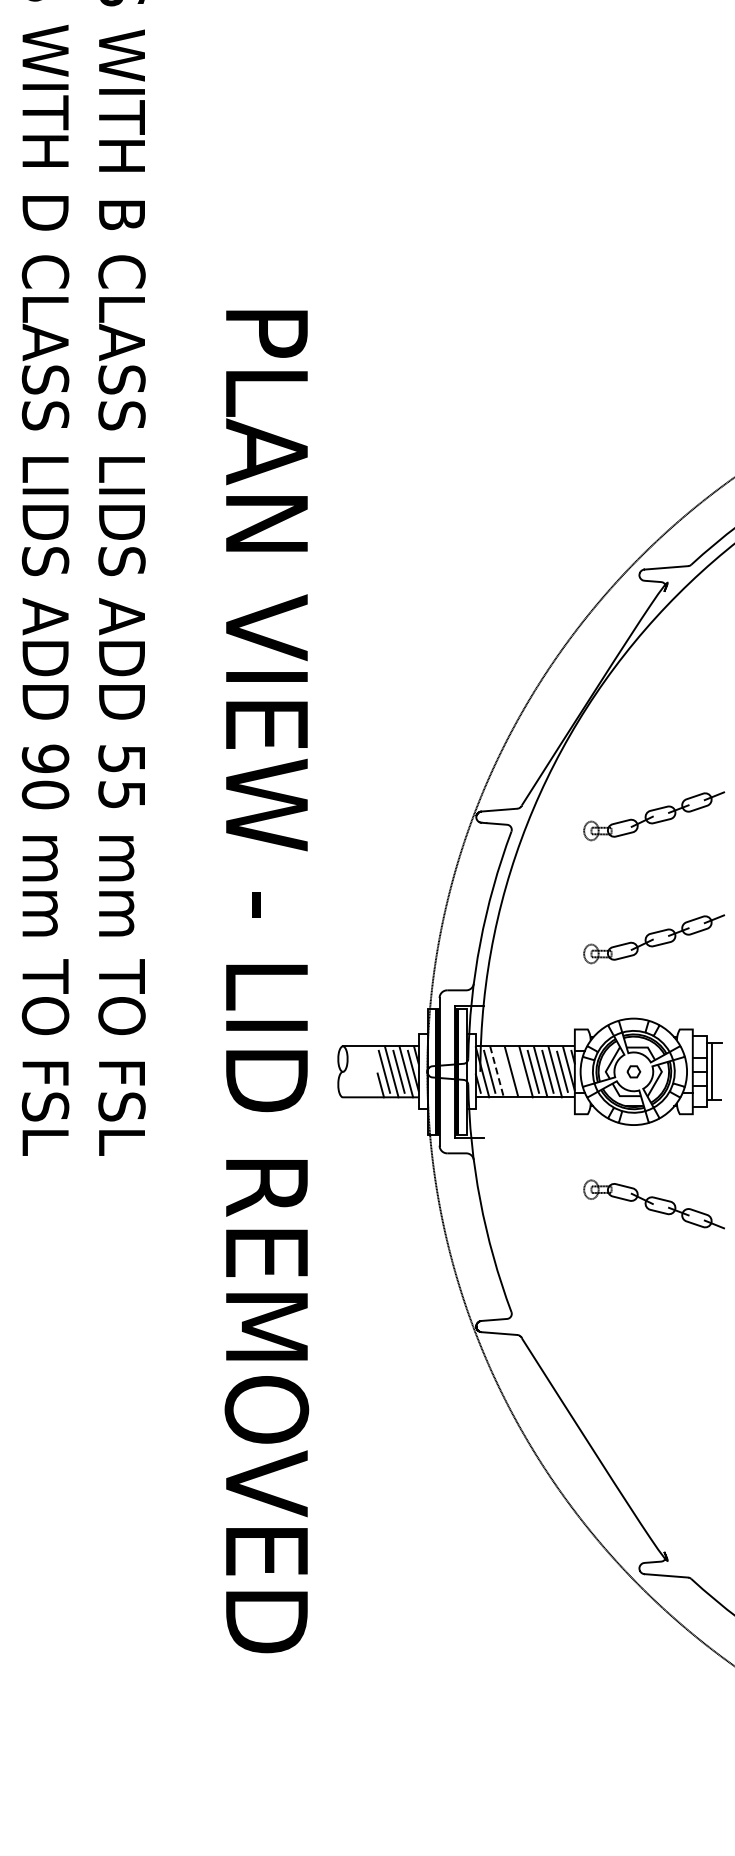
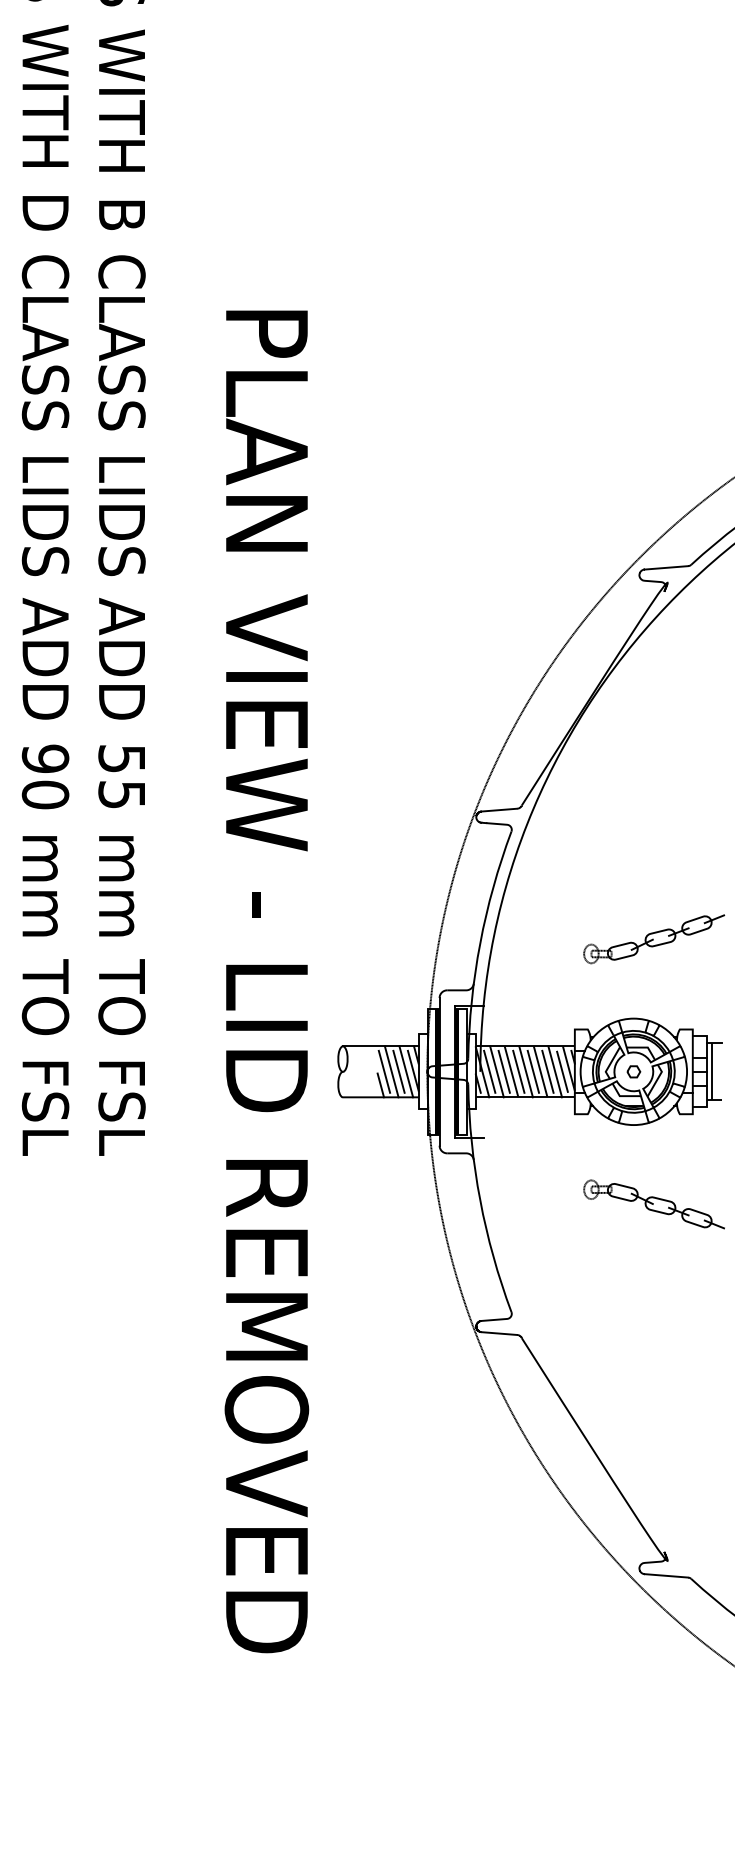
part: present -> none (654, 816)
line: none -> present (503, 1071)
line: none -> present (518, 1071)
line: dashed -> solid (497, 1072)
